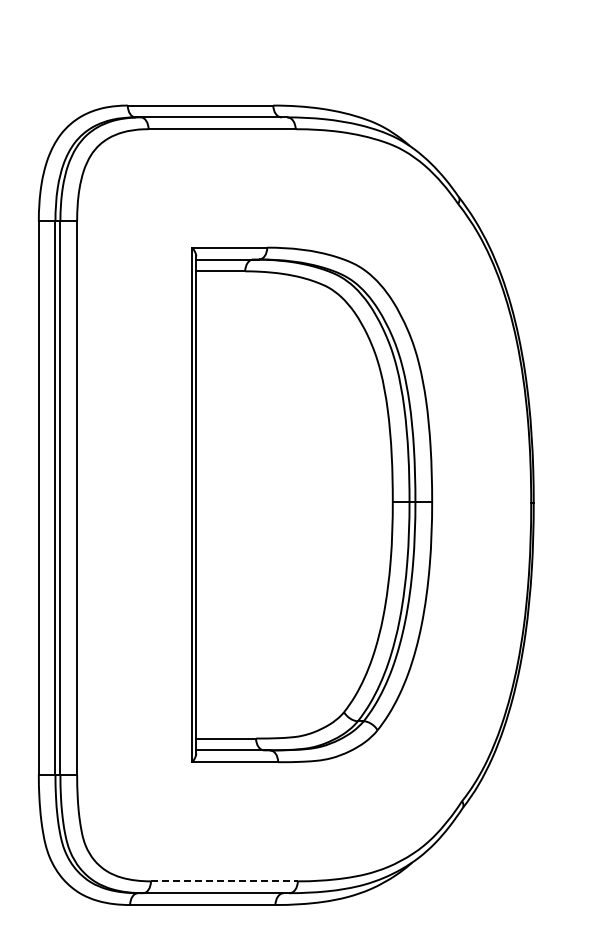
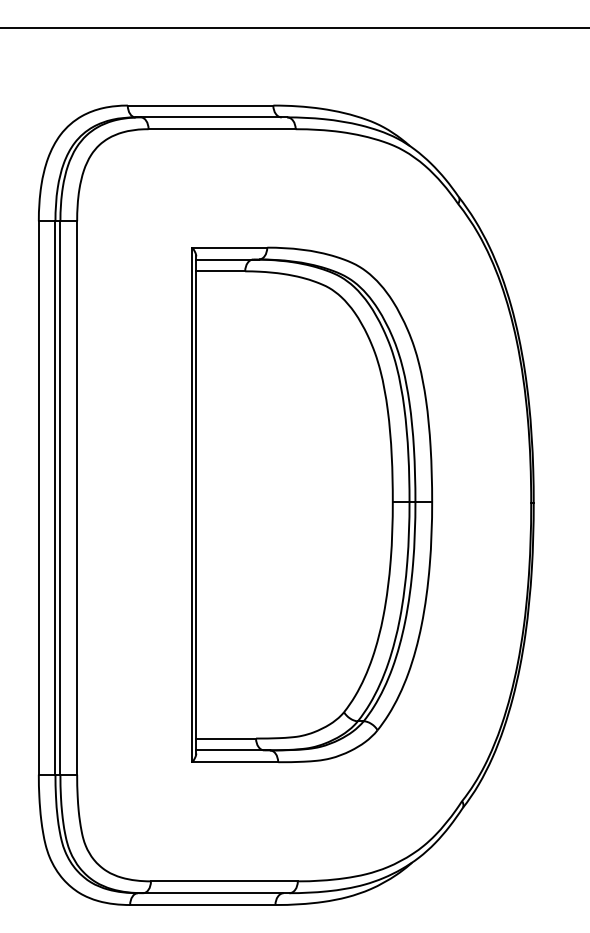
line: none -> present (294, 27)
line: dashed -> solid (224, 881)
